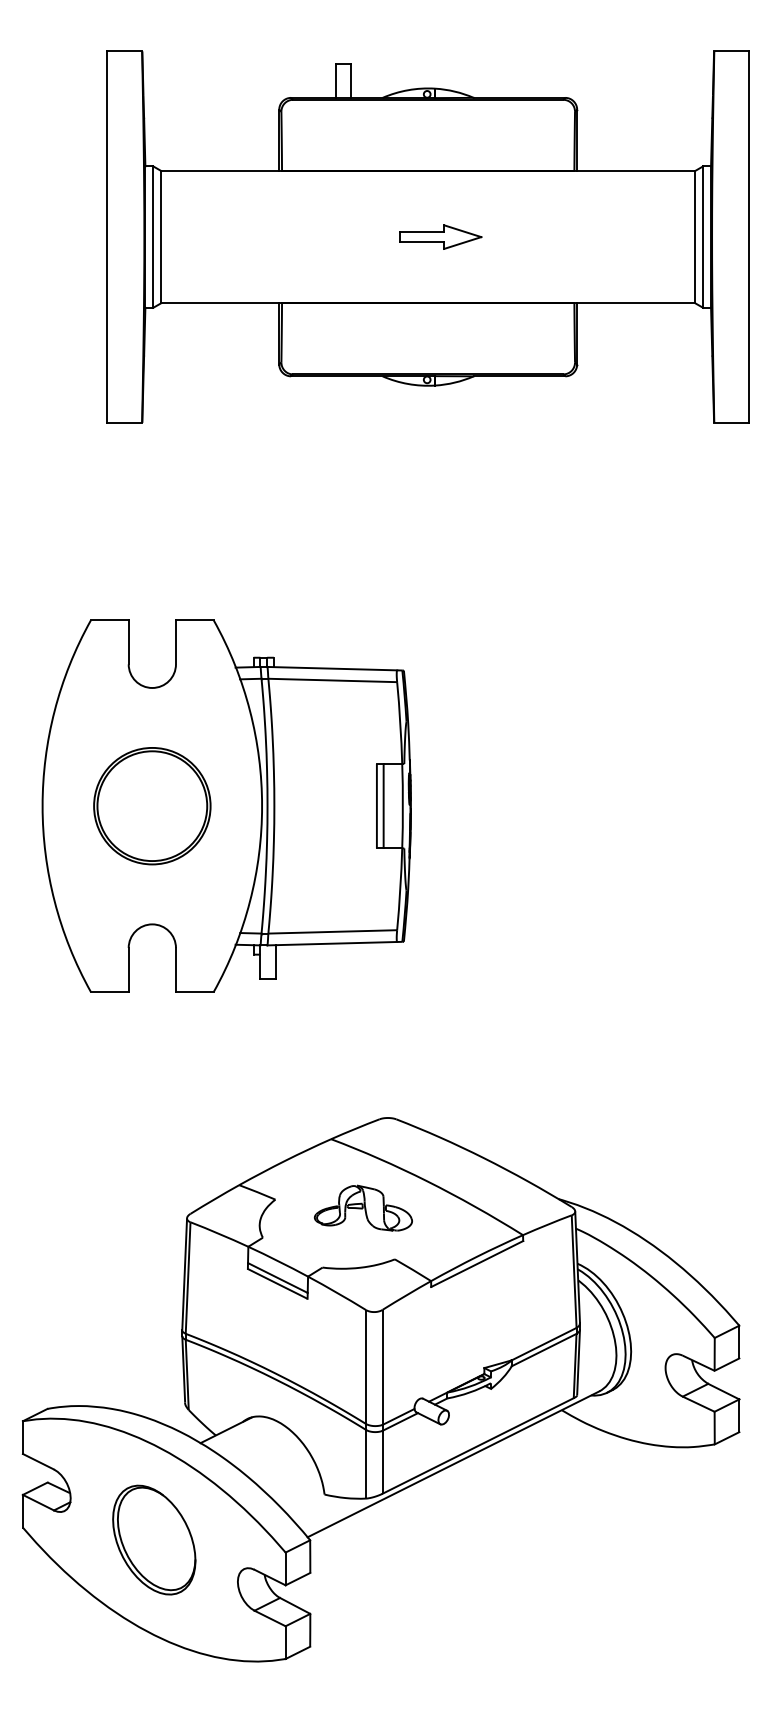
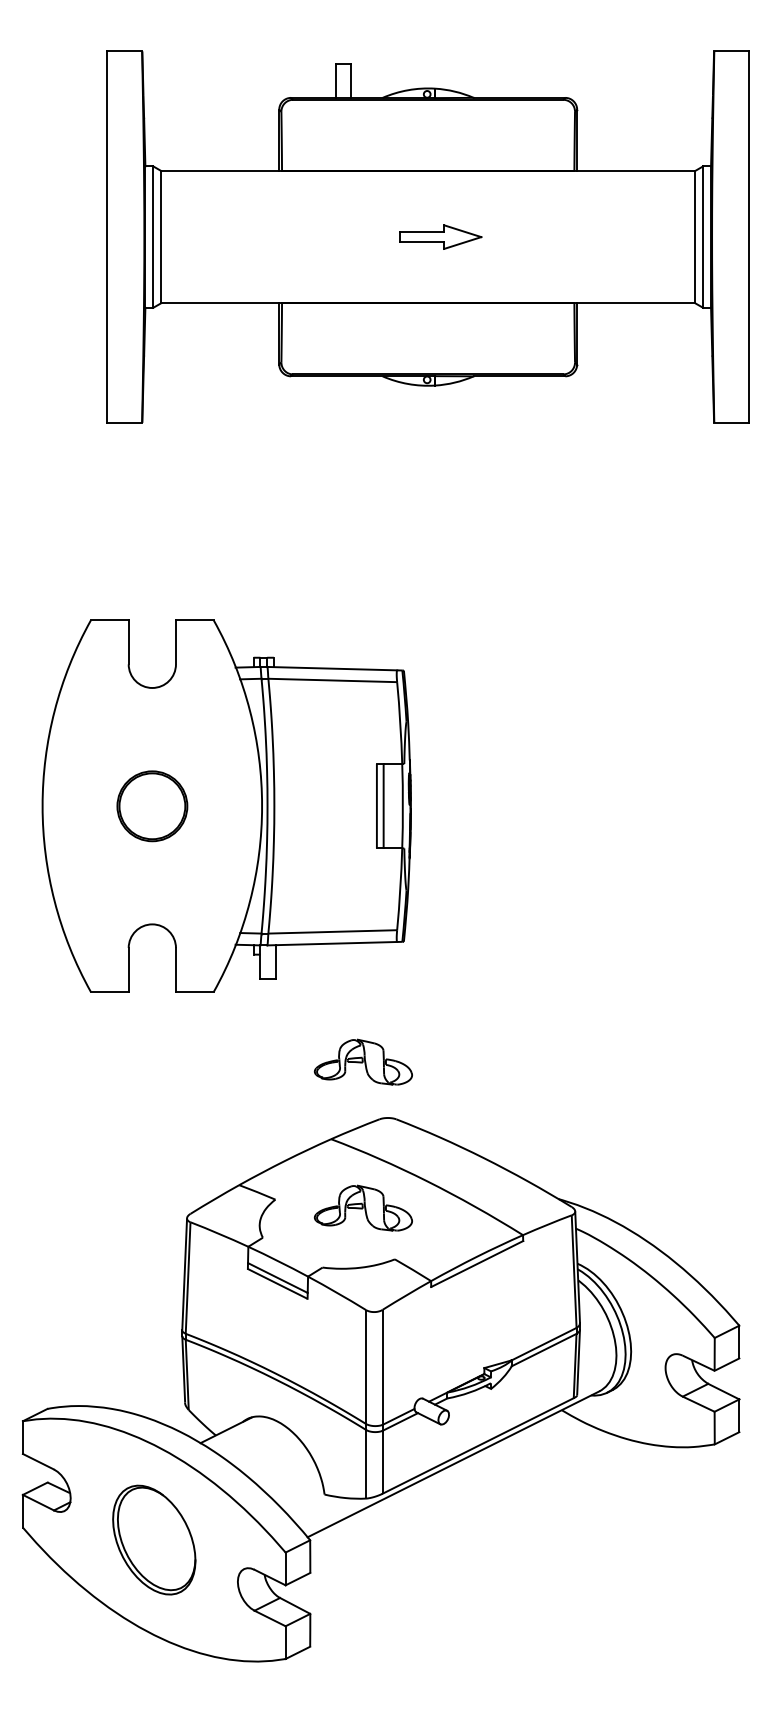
part size: 119x119 px -> 73x73 px (152, 806)
part: none -> present (362, 1061)
